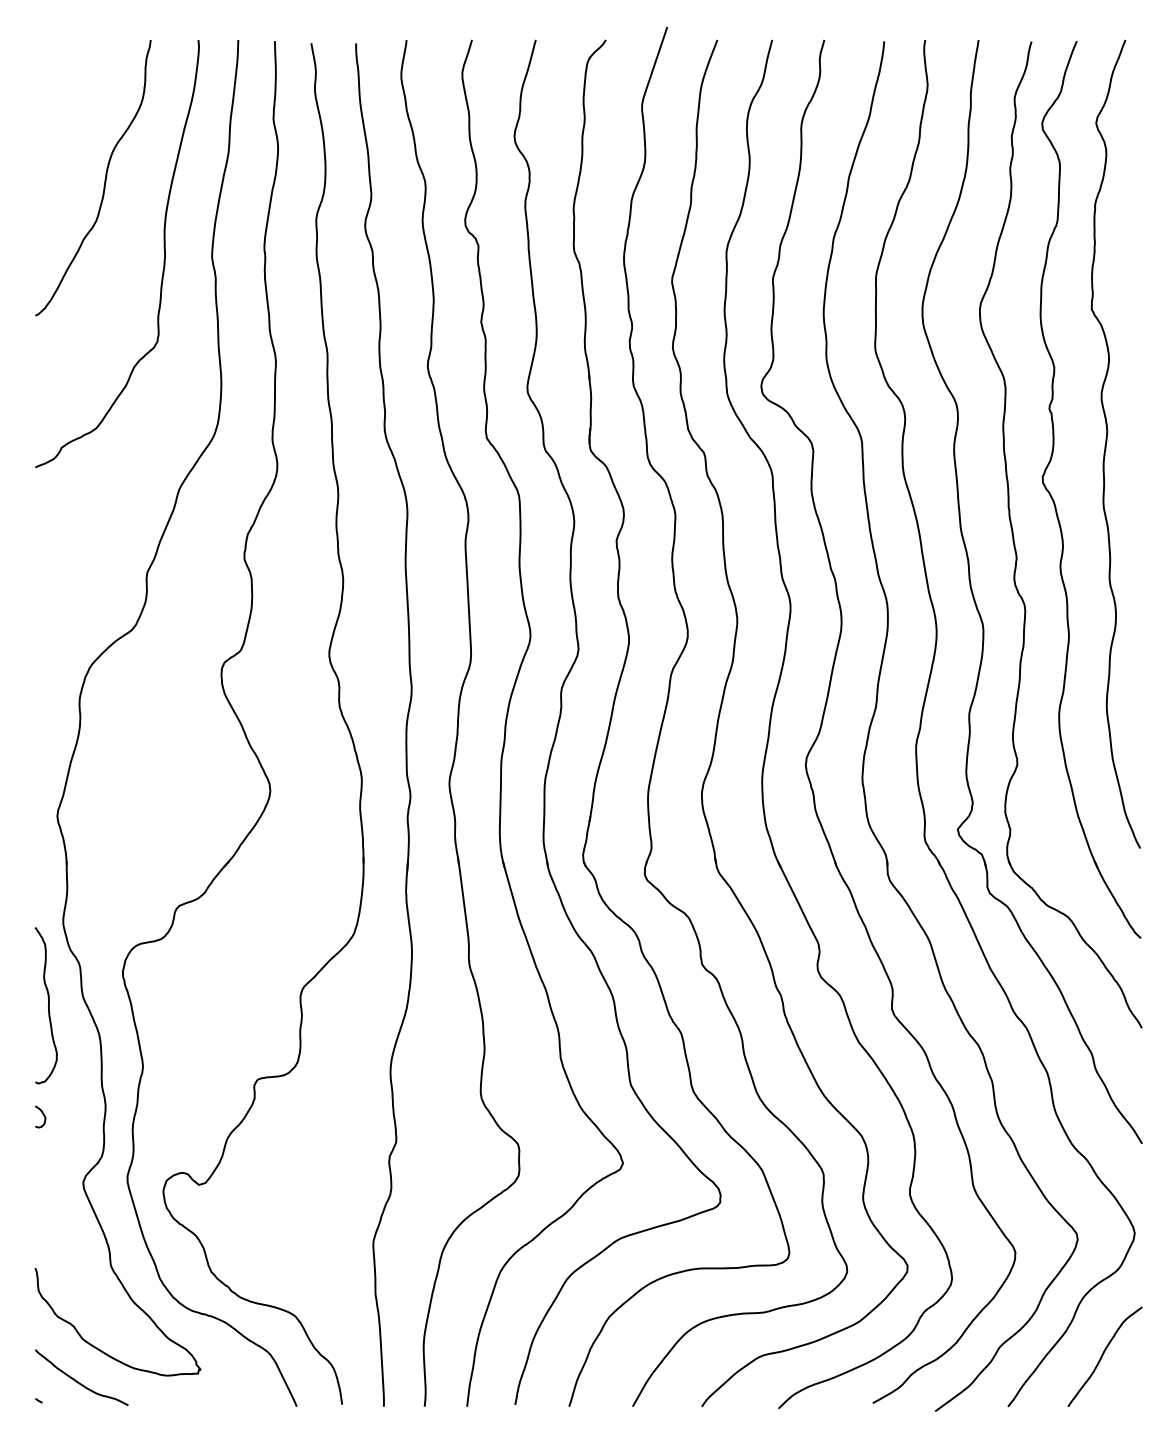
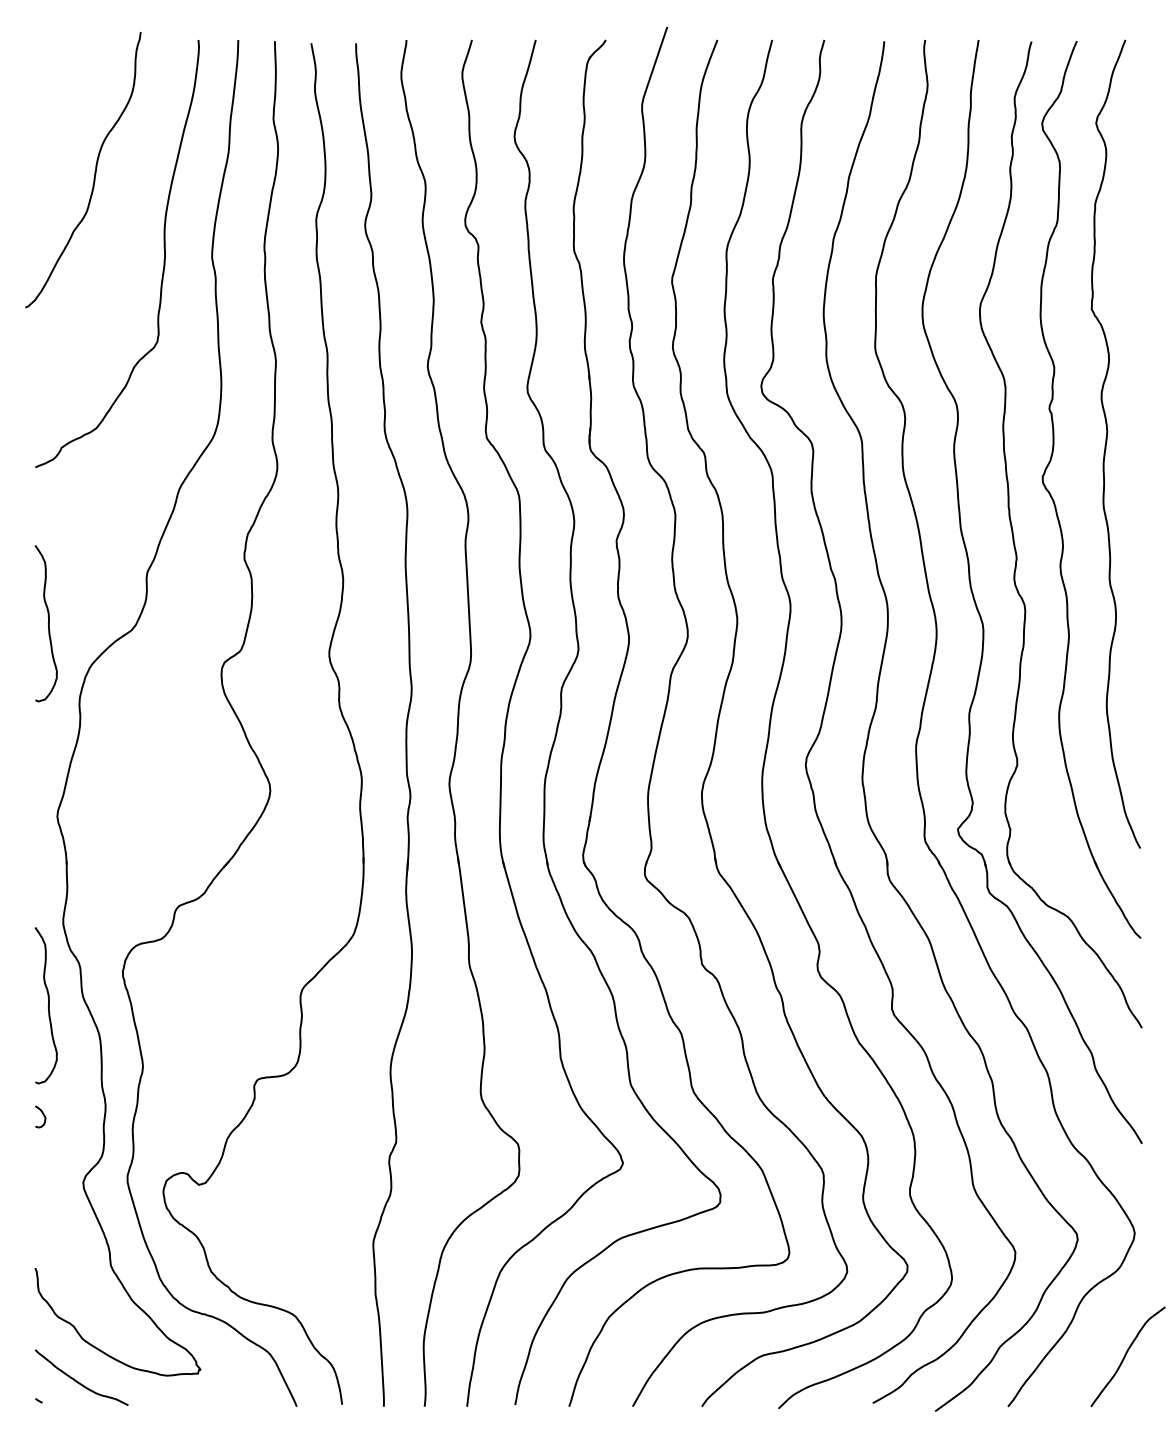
curve position: (104, 179) -> (94, 171) (94, 171)
curve: none -> present (48, 623)
curve position: (1103, 1355) -> (1126, 1355) (1126, 1355)
